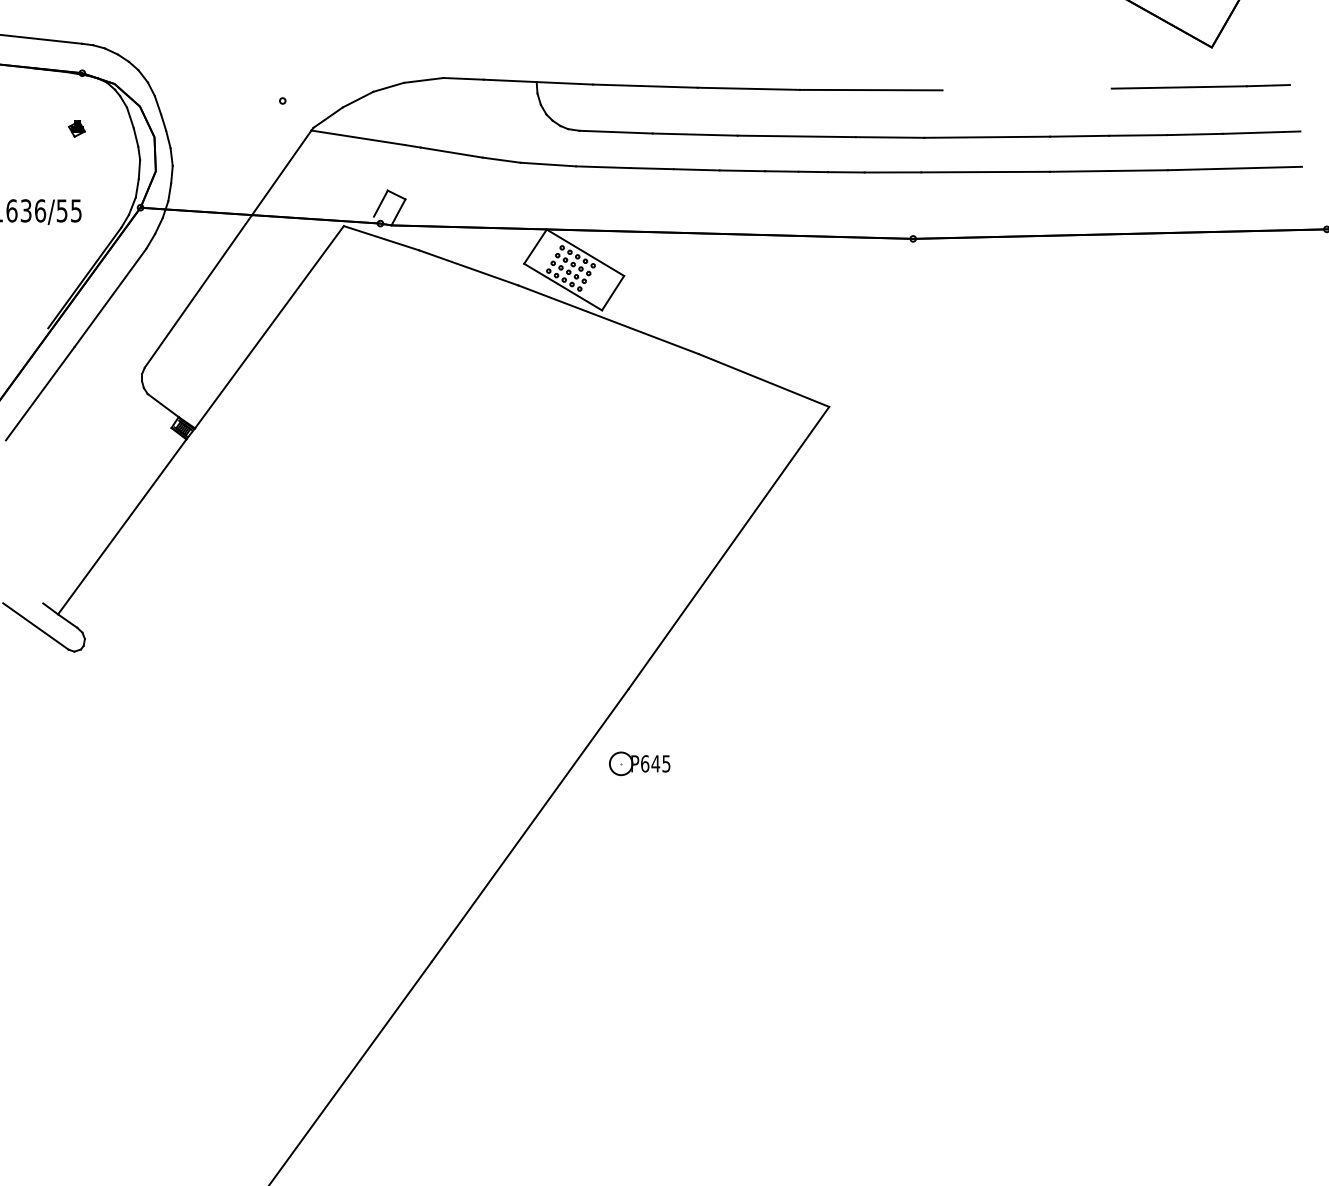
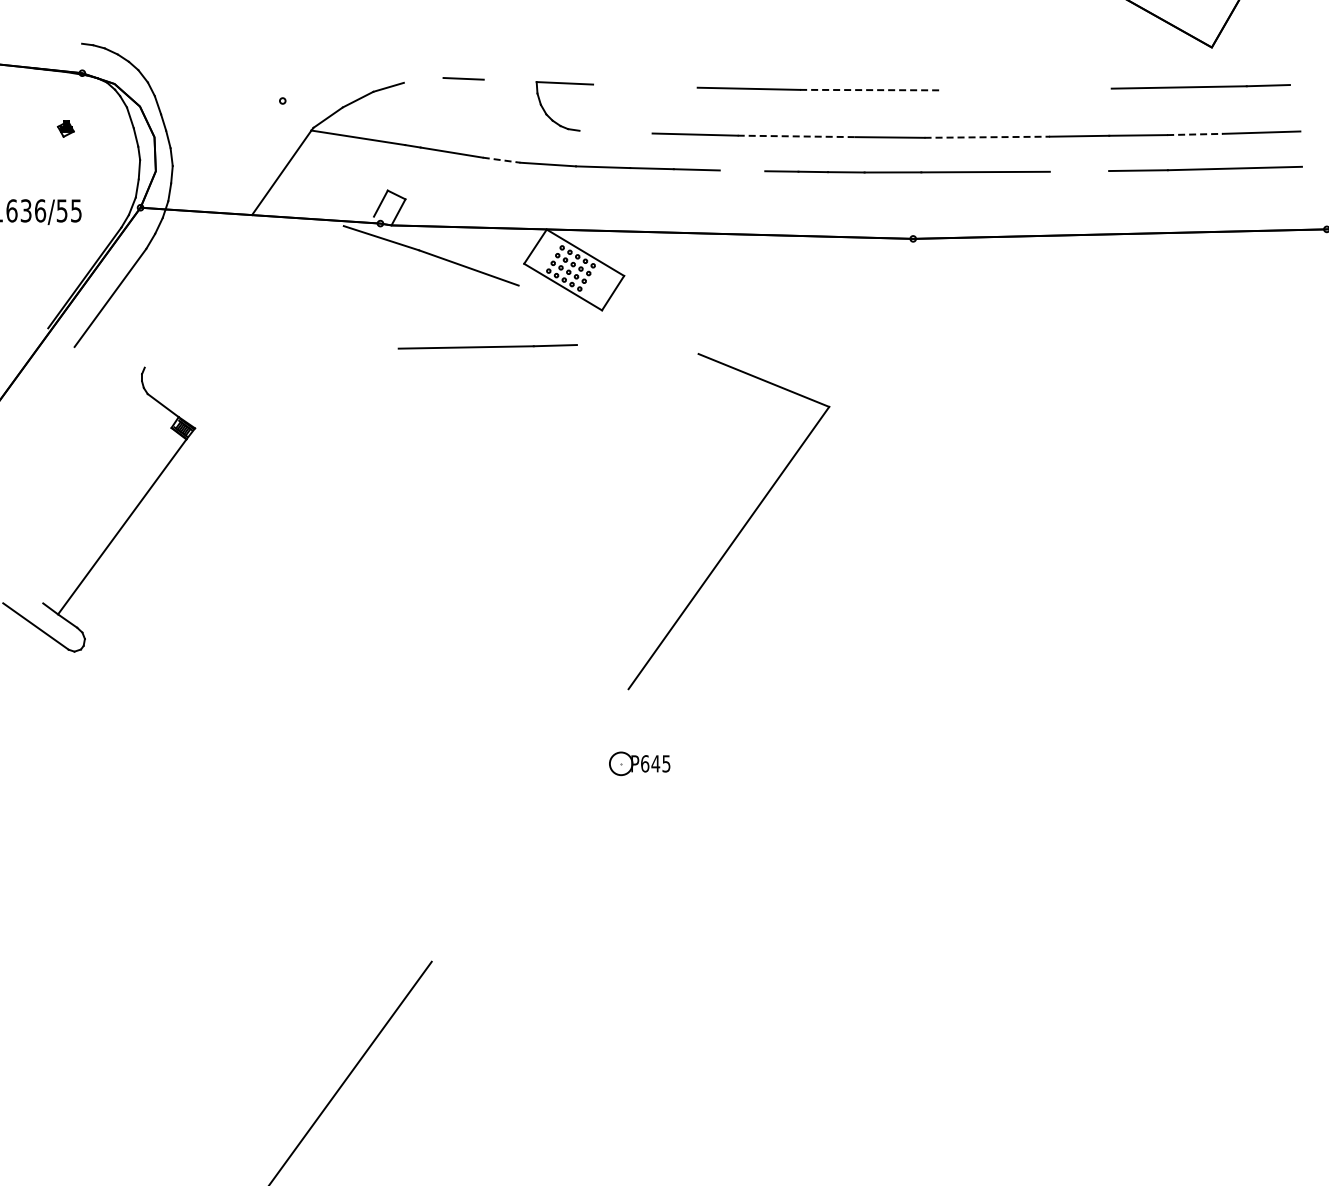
line: present -> none (42, 39)
line: present -> none (423, 80)
line: present -> none (509, 80)
line: present -> none (645, 85)
line: solid -> dashed (871, 90)
part position: (76, 128) -> (65, 128) (65, 128)
line: present -> none (615, 131)
line: solid -> dashed (1194, 134)
line: solid -> dashed (796, 136)
line: solid -> dashed (987, 137)
line: solid -> dashed (502, 160)
line: present -> none (742, 170)
line: present -> none (1079, 171)
line: present -> none (198, 291)
line: present -> none (608, 319)
line: present -> none (269, 327)
line: none -> present (487, 346)
line: present -> none (39, 393)
line: present -> none (529, 825)
